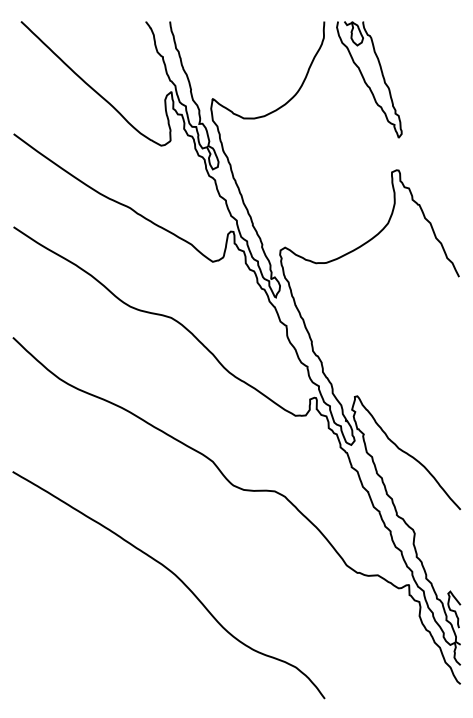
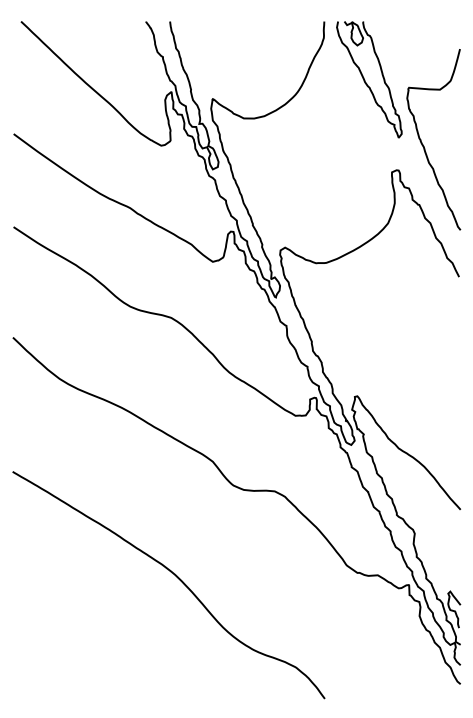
curve: none -> present (423, 144)
